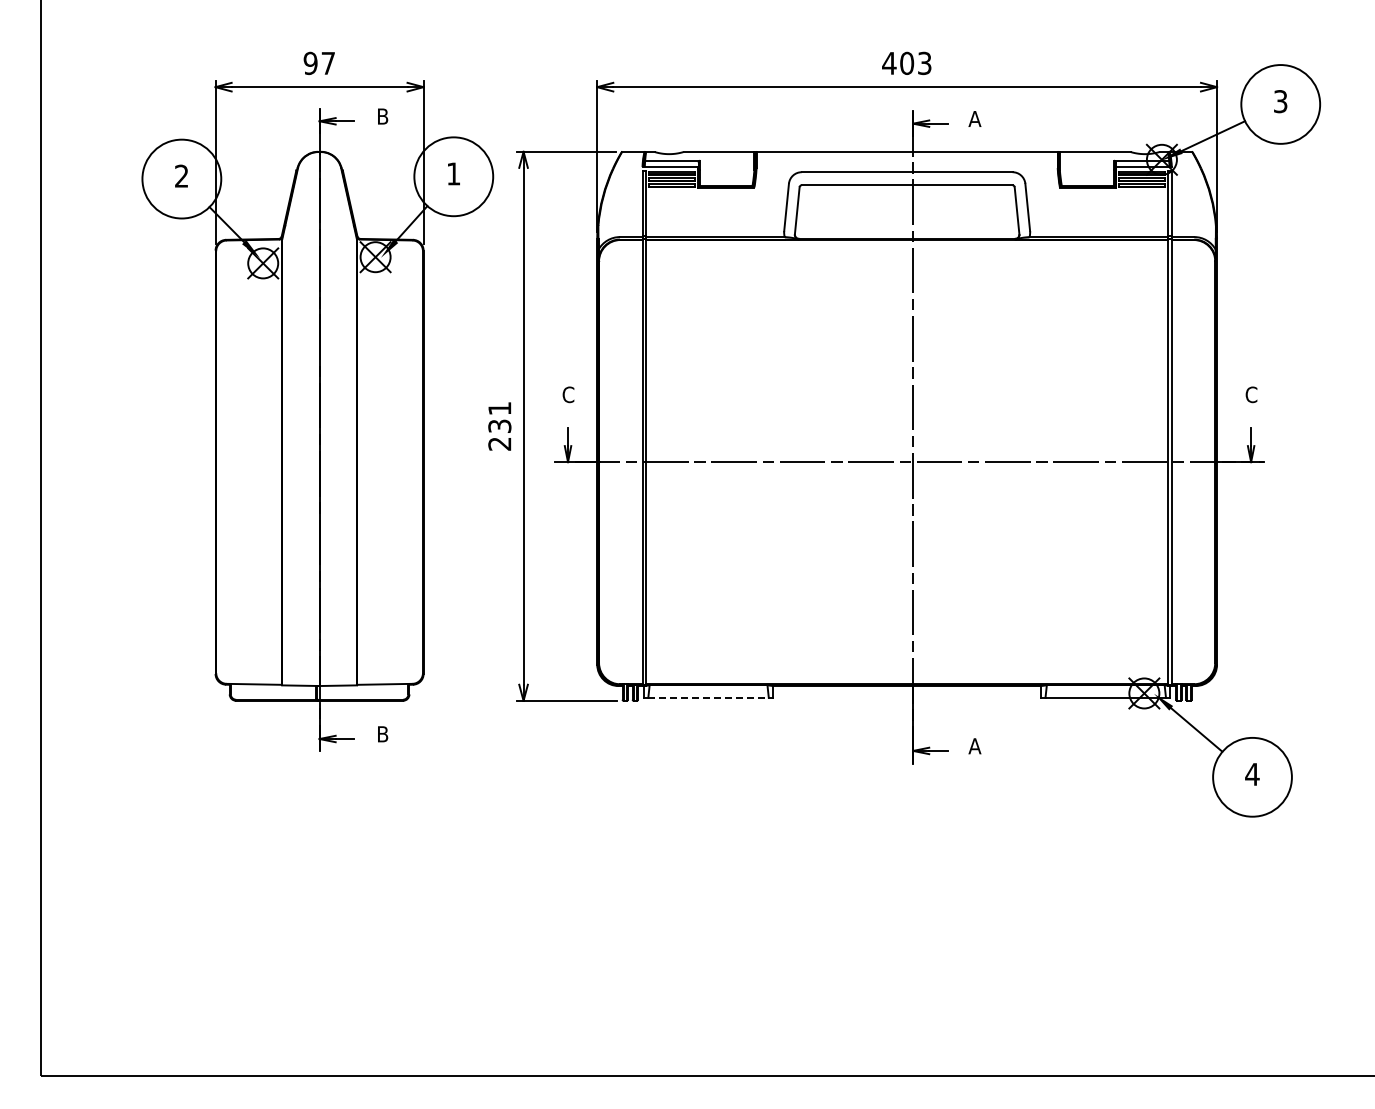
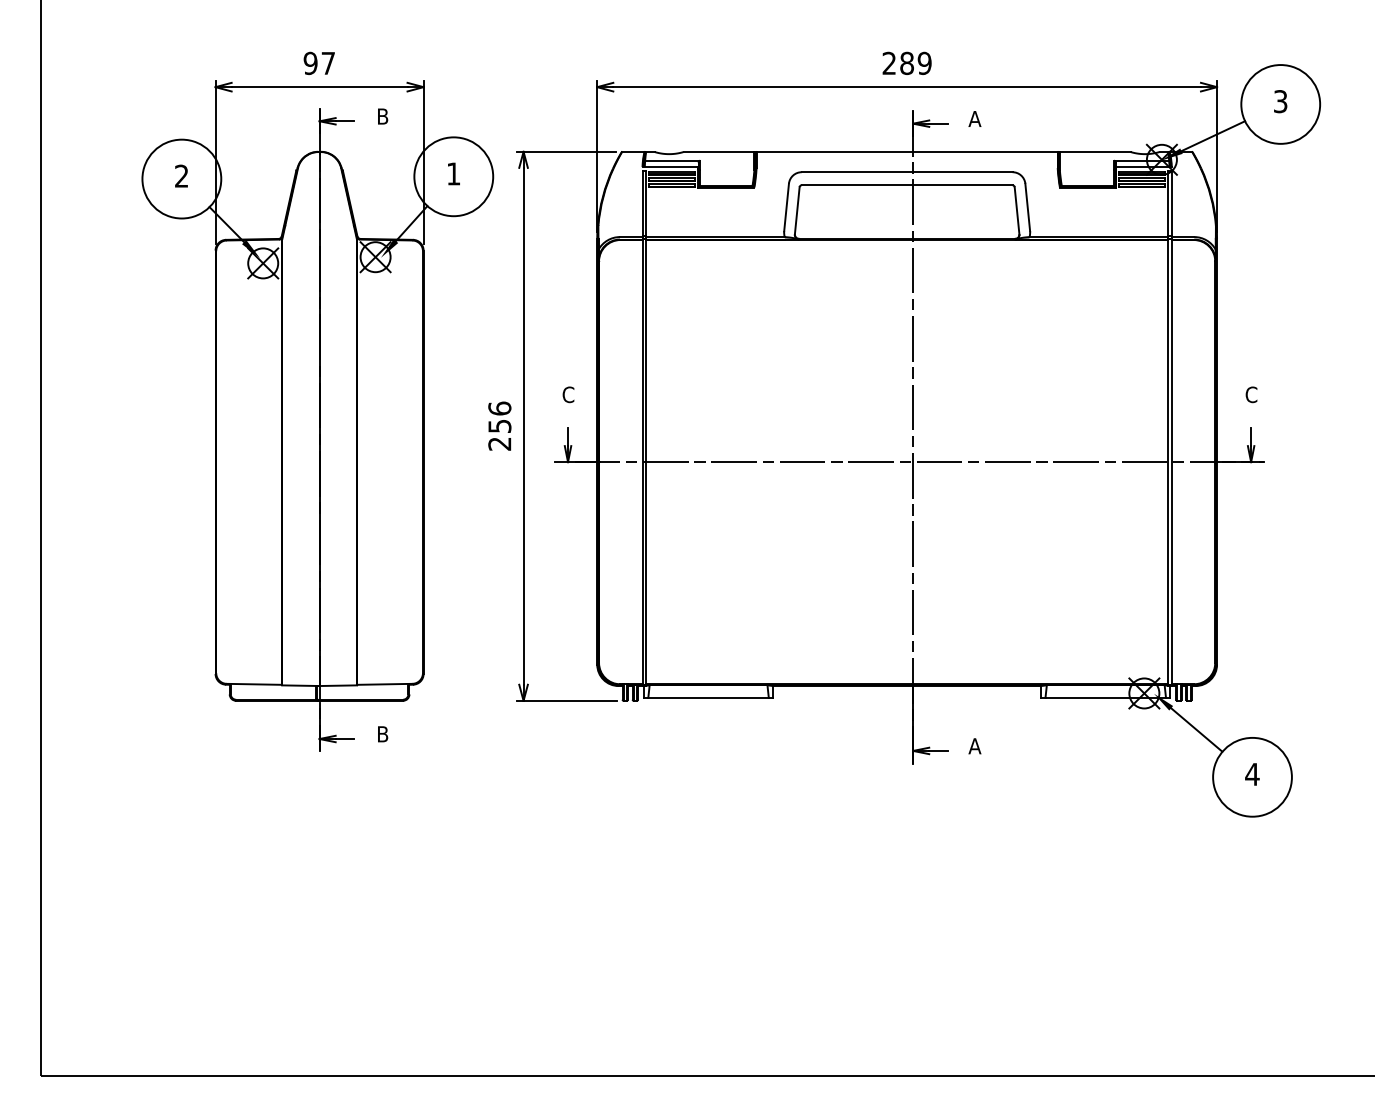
text: 403 -> 289 (906, 62)
text: 231 -> 256 (499, 416)
line: dashed -> solid (709, 697)
